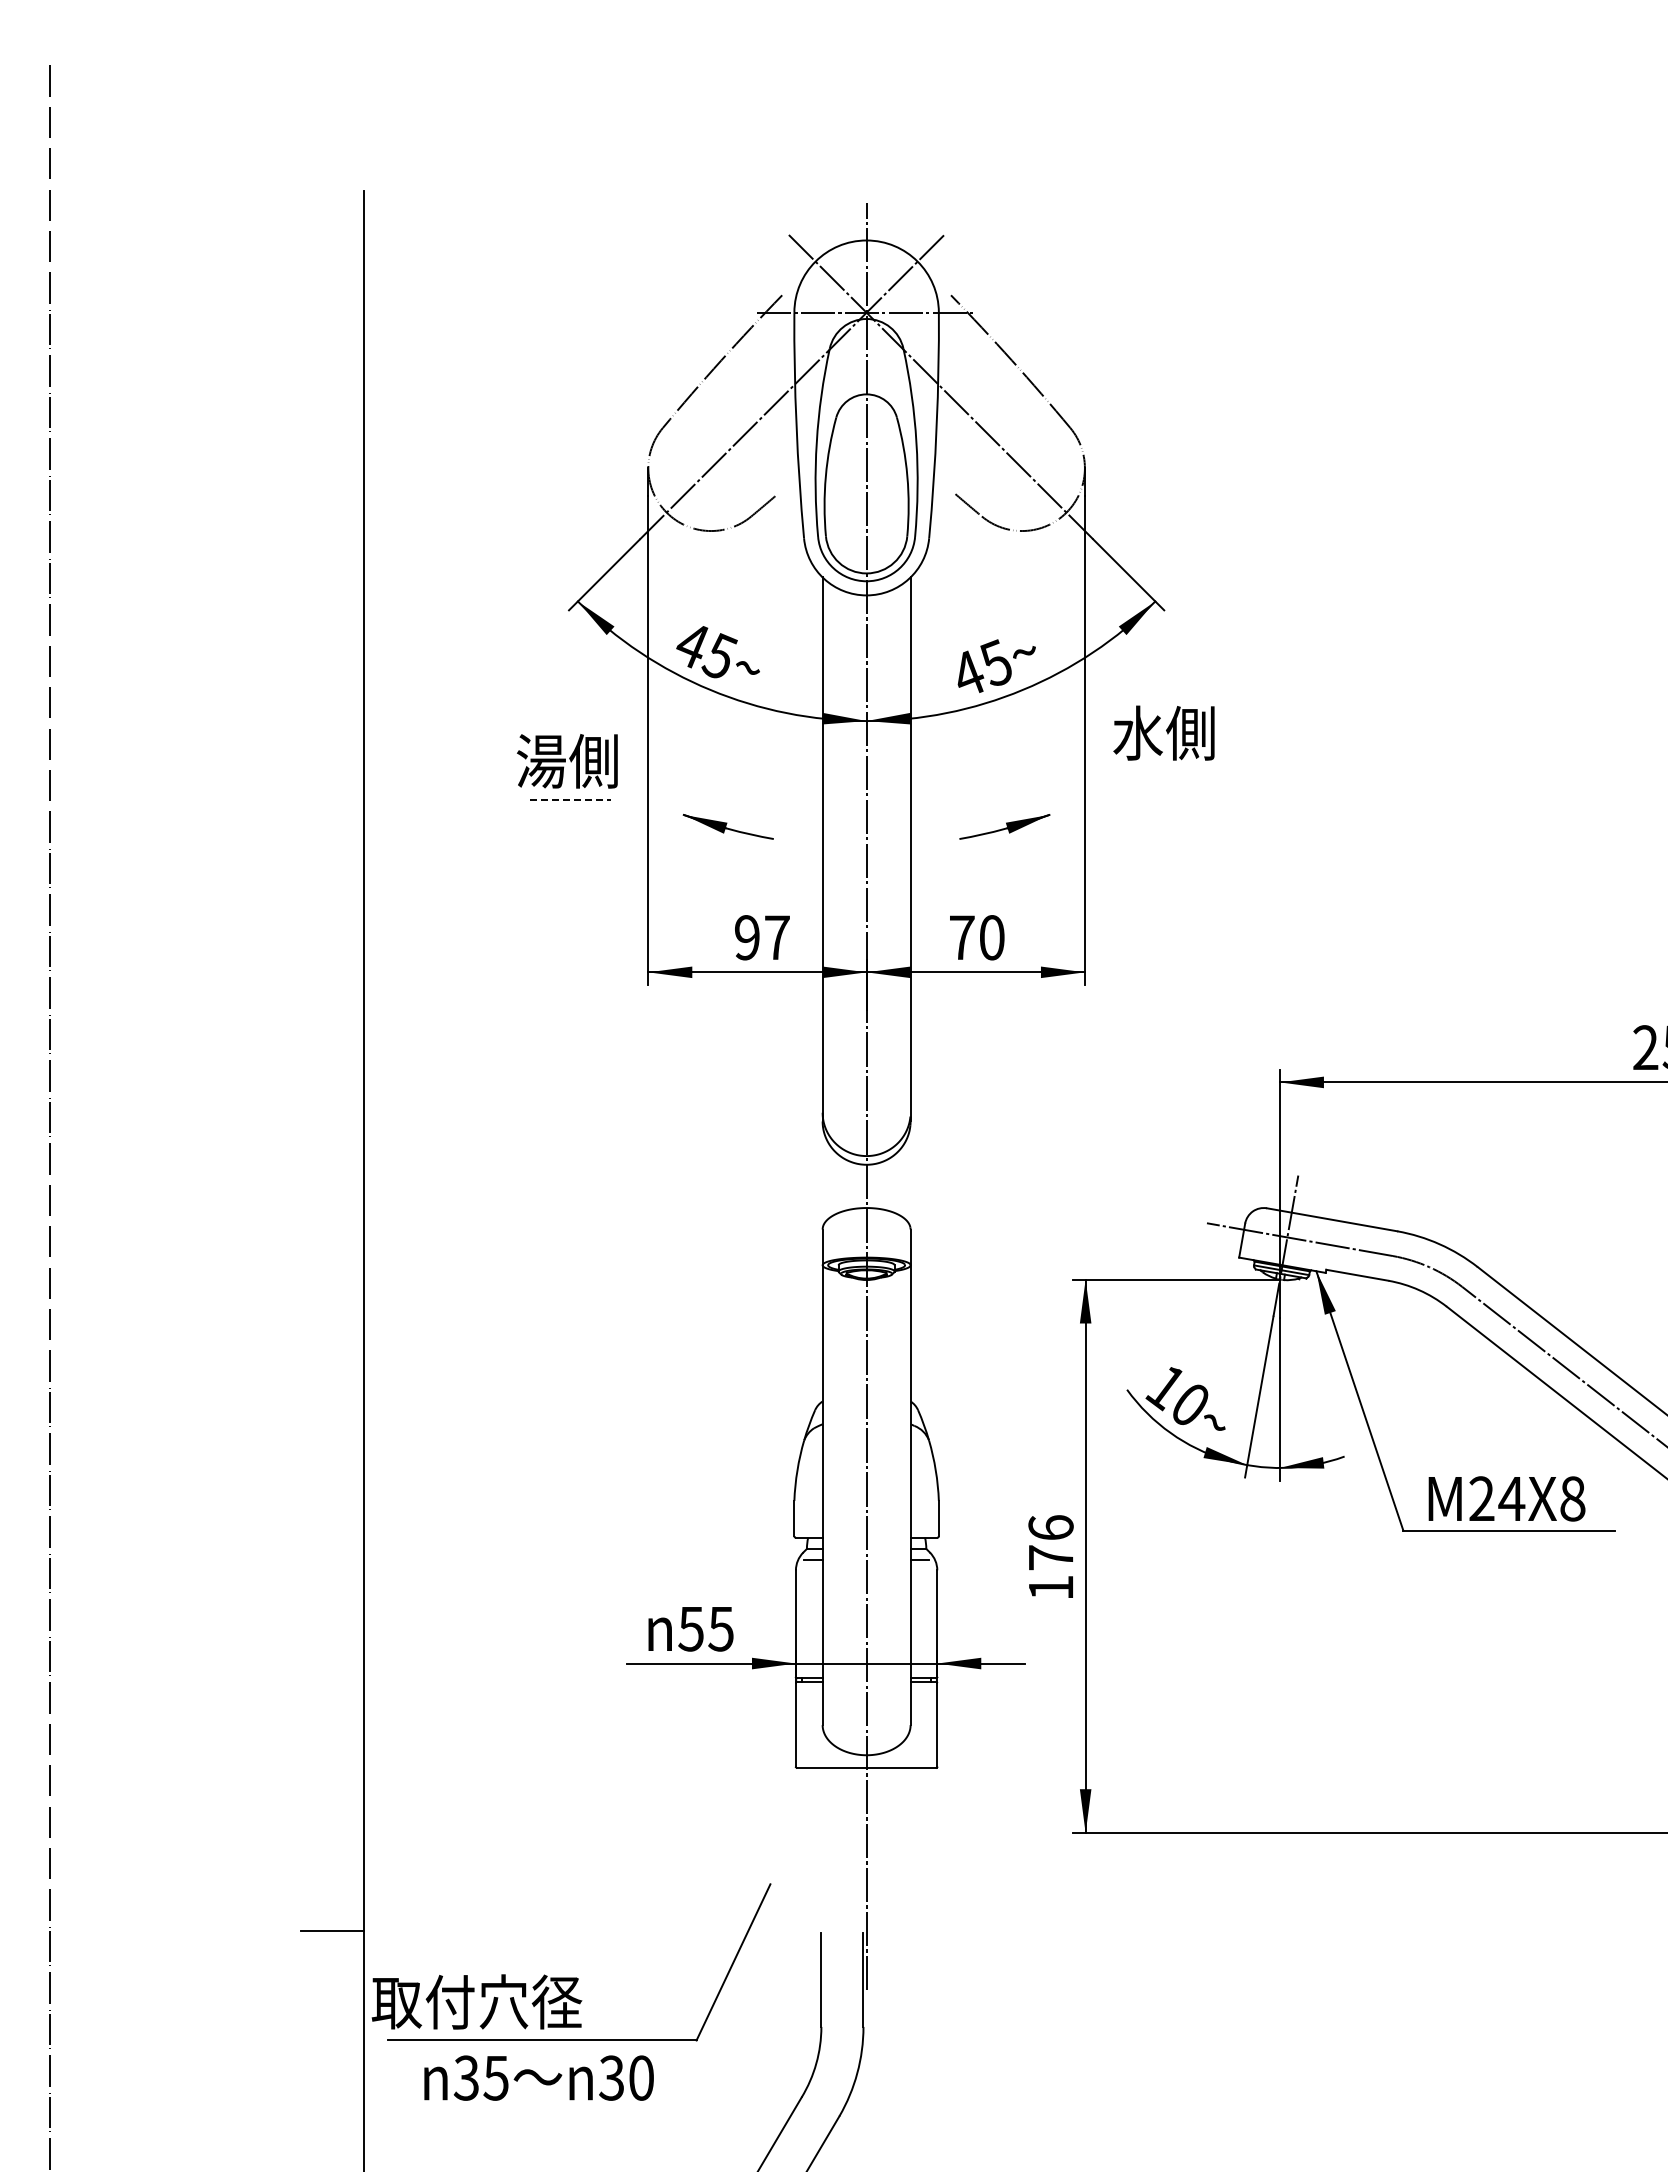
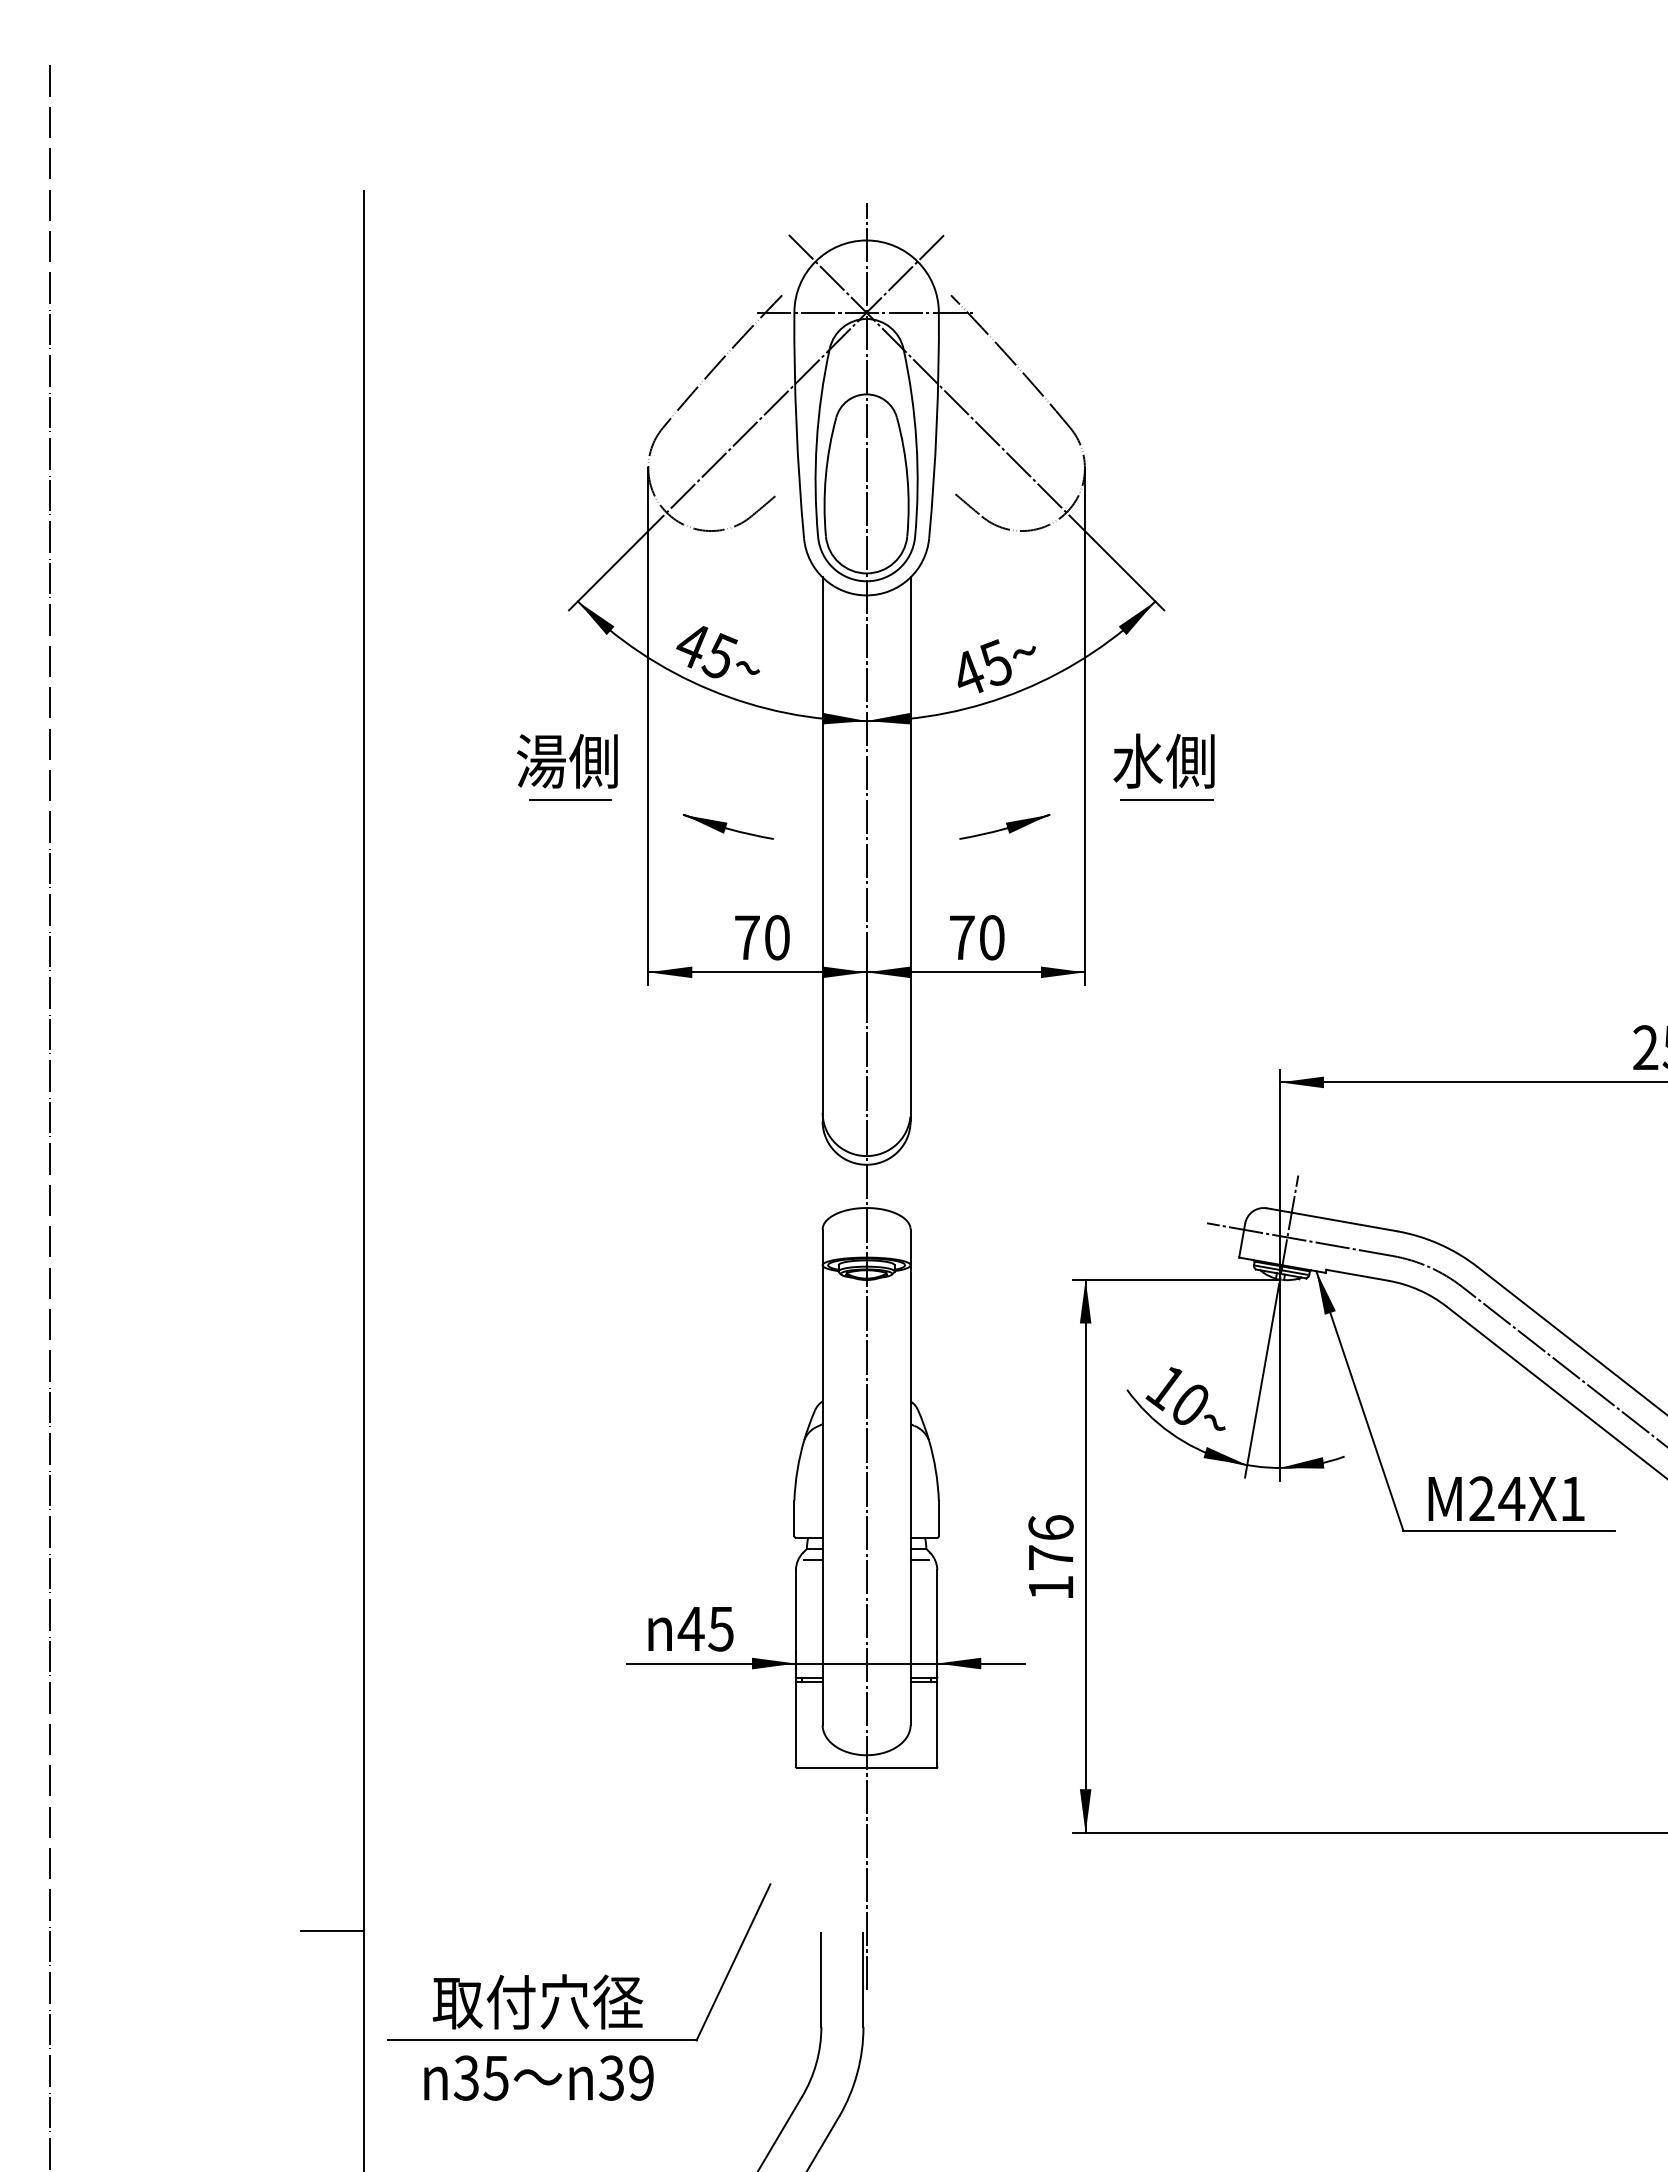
text position: (1163, 732) -> (1163, 760) (1163, 760)
line: dashed -> solid (570, 799)
line: none -> present (1166, 799)
text: 97 -> 70 (762, 937)
text: M24X8 -> M24X1 (1572, 1498)
text: 55 -> 45 (690, 1629)
text position: (476, 2001) -> (537, 2001) (537, 2001)
text: 30 -> 39 (641, 2077)
